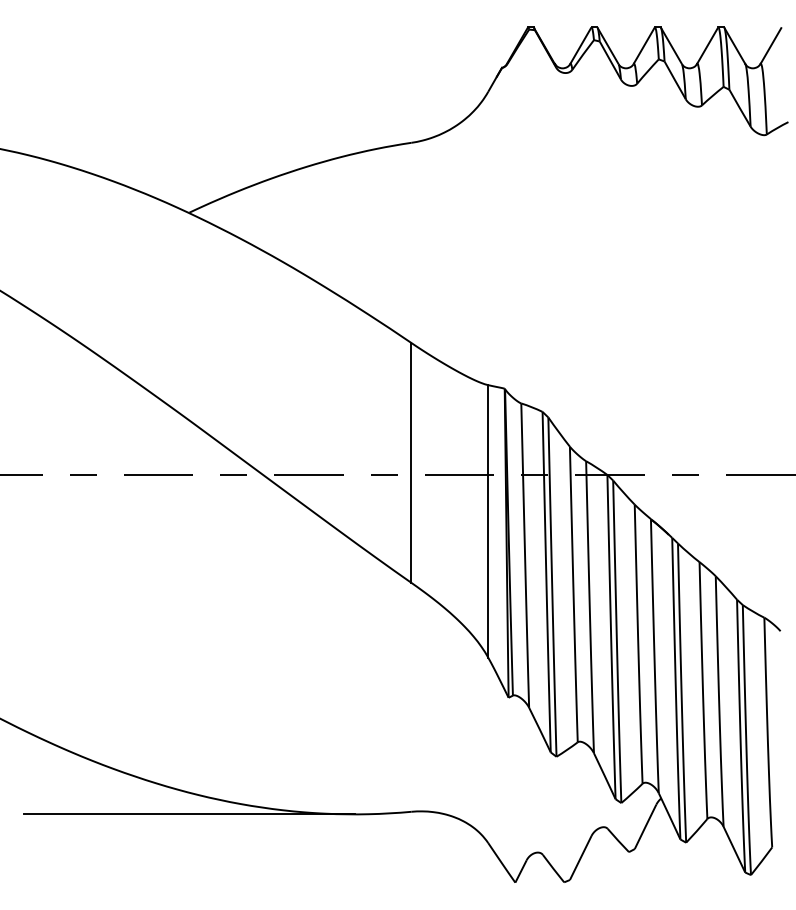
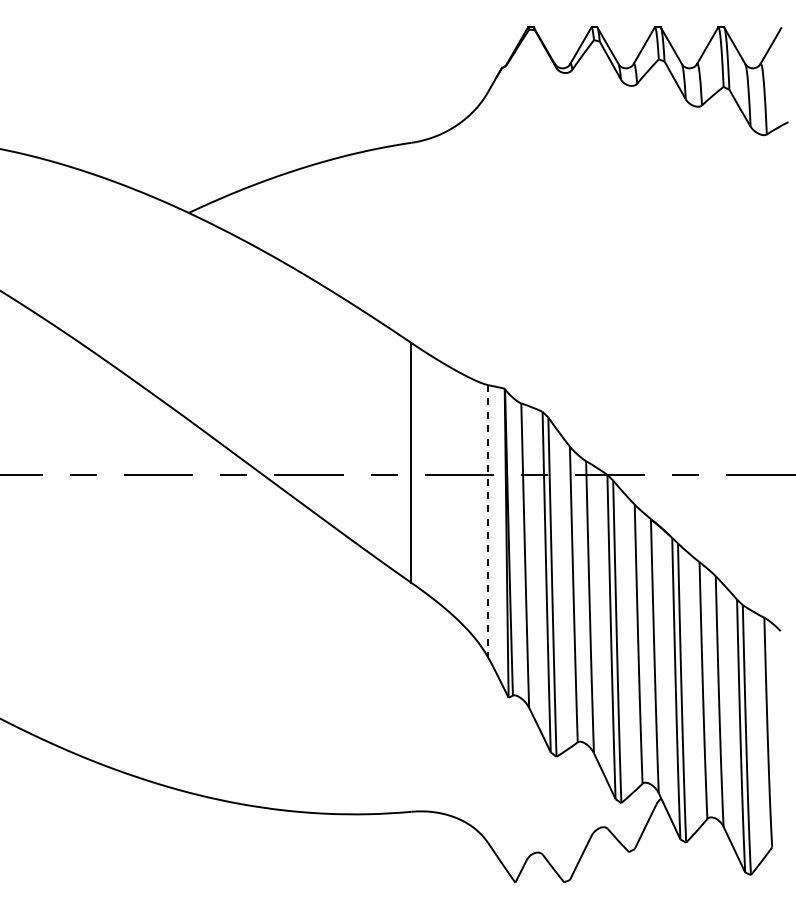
line: solid -> dashed (488, 521)
line: present -> none (188, 814)
